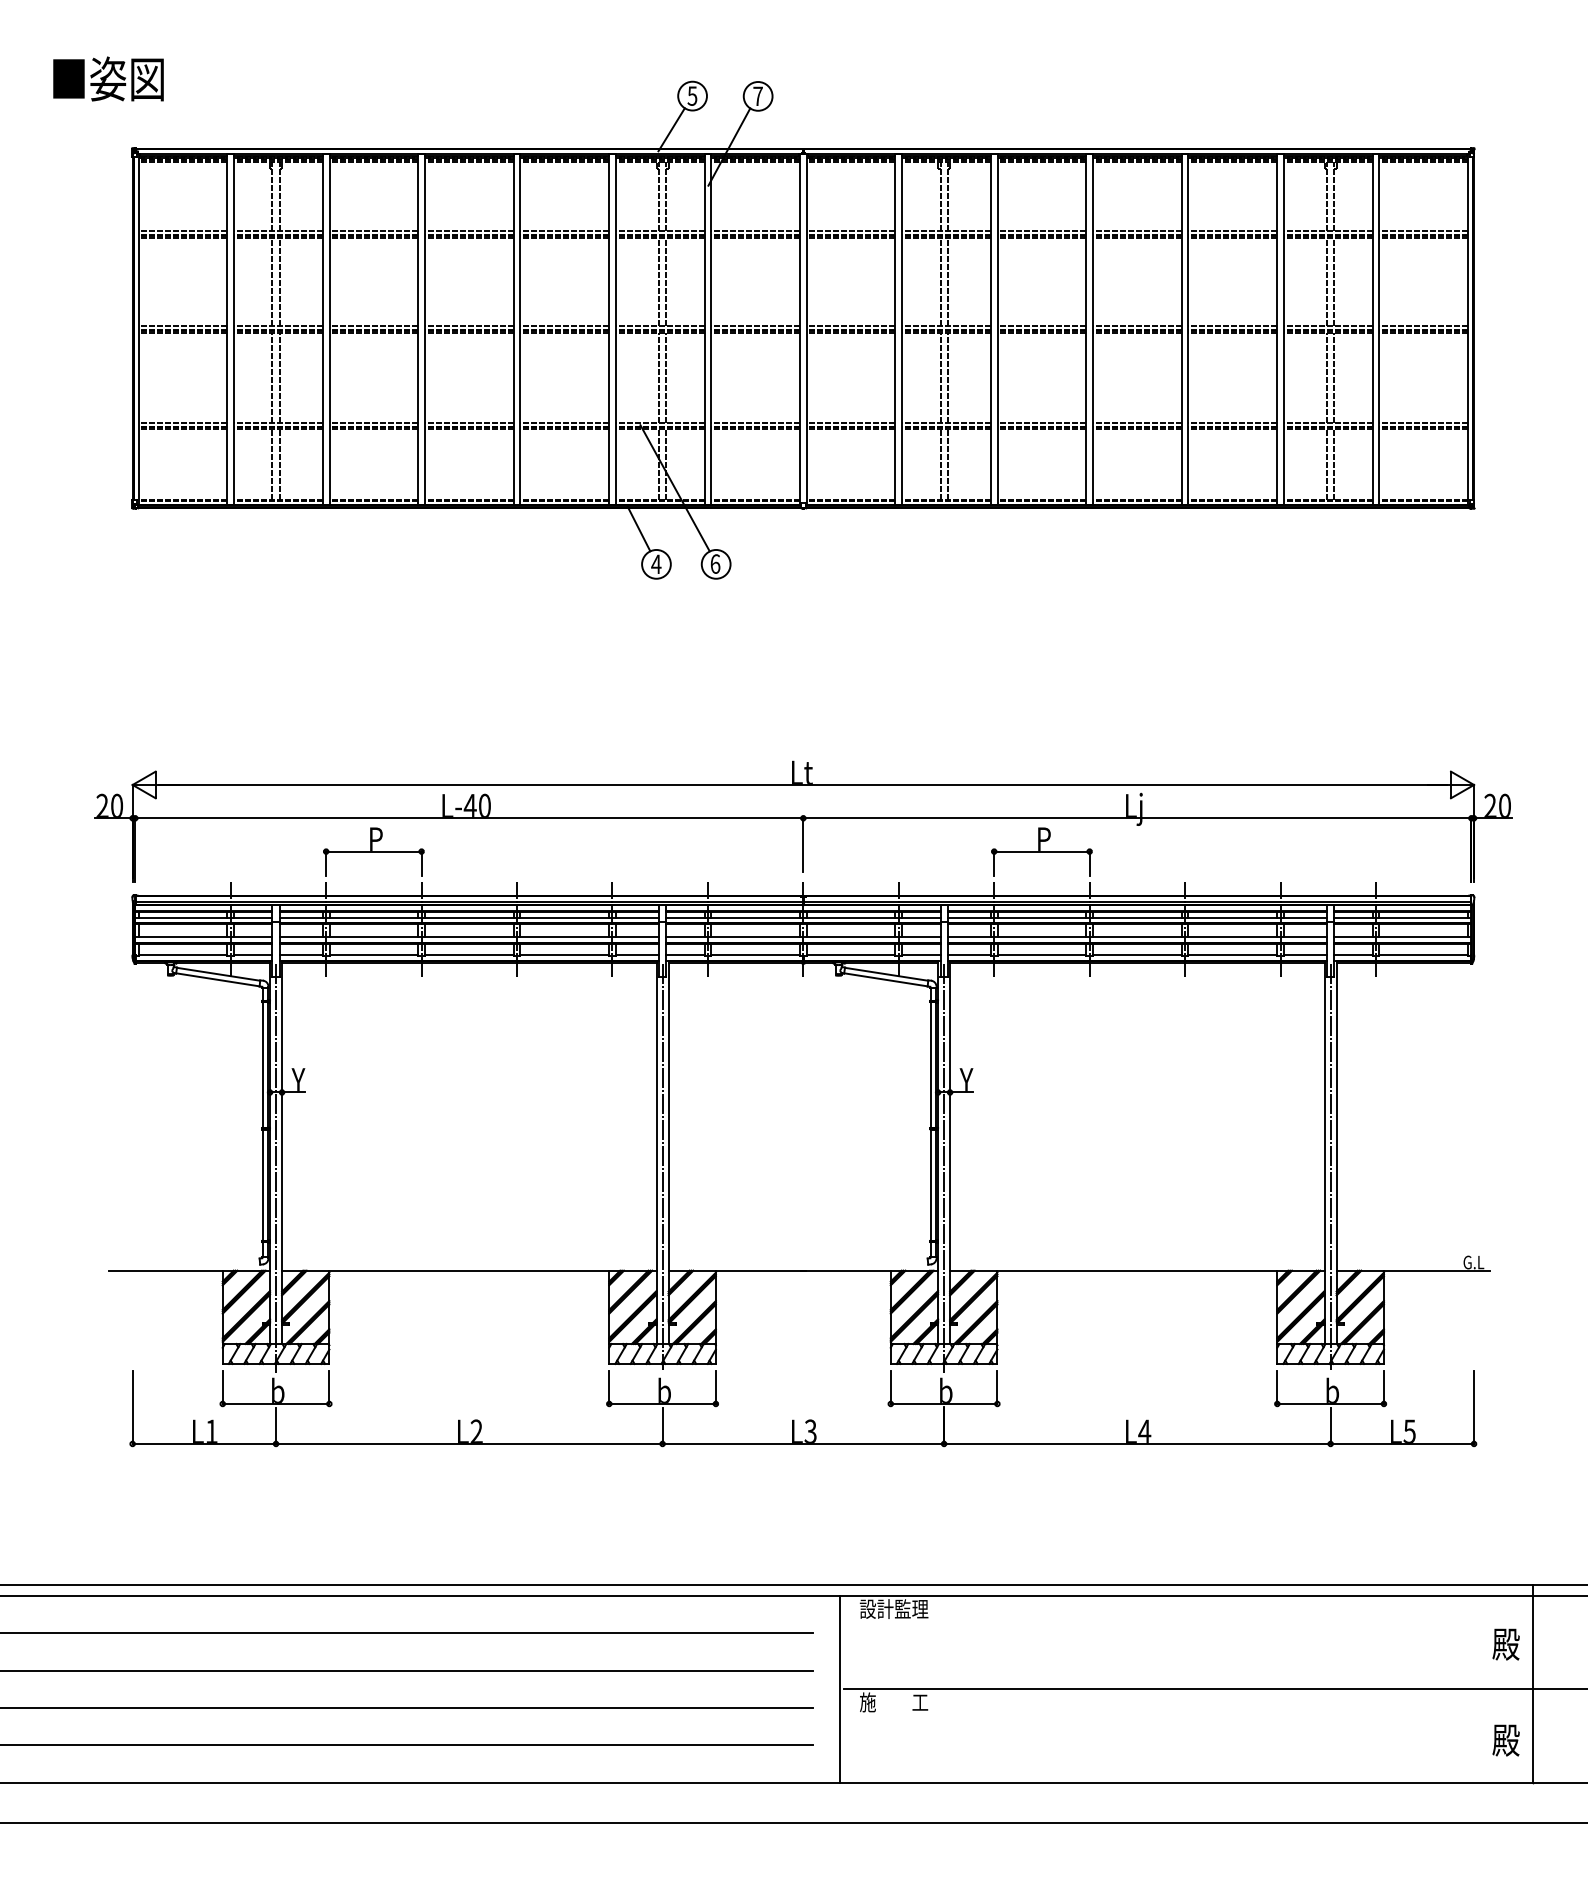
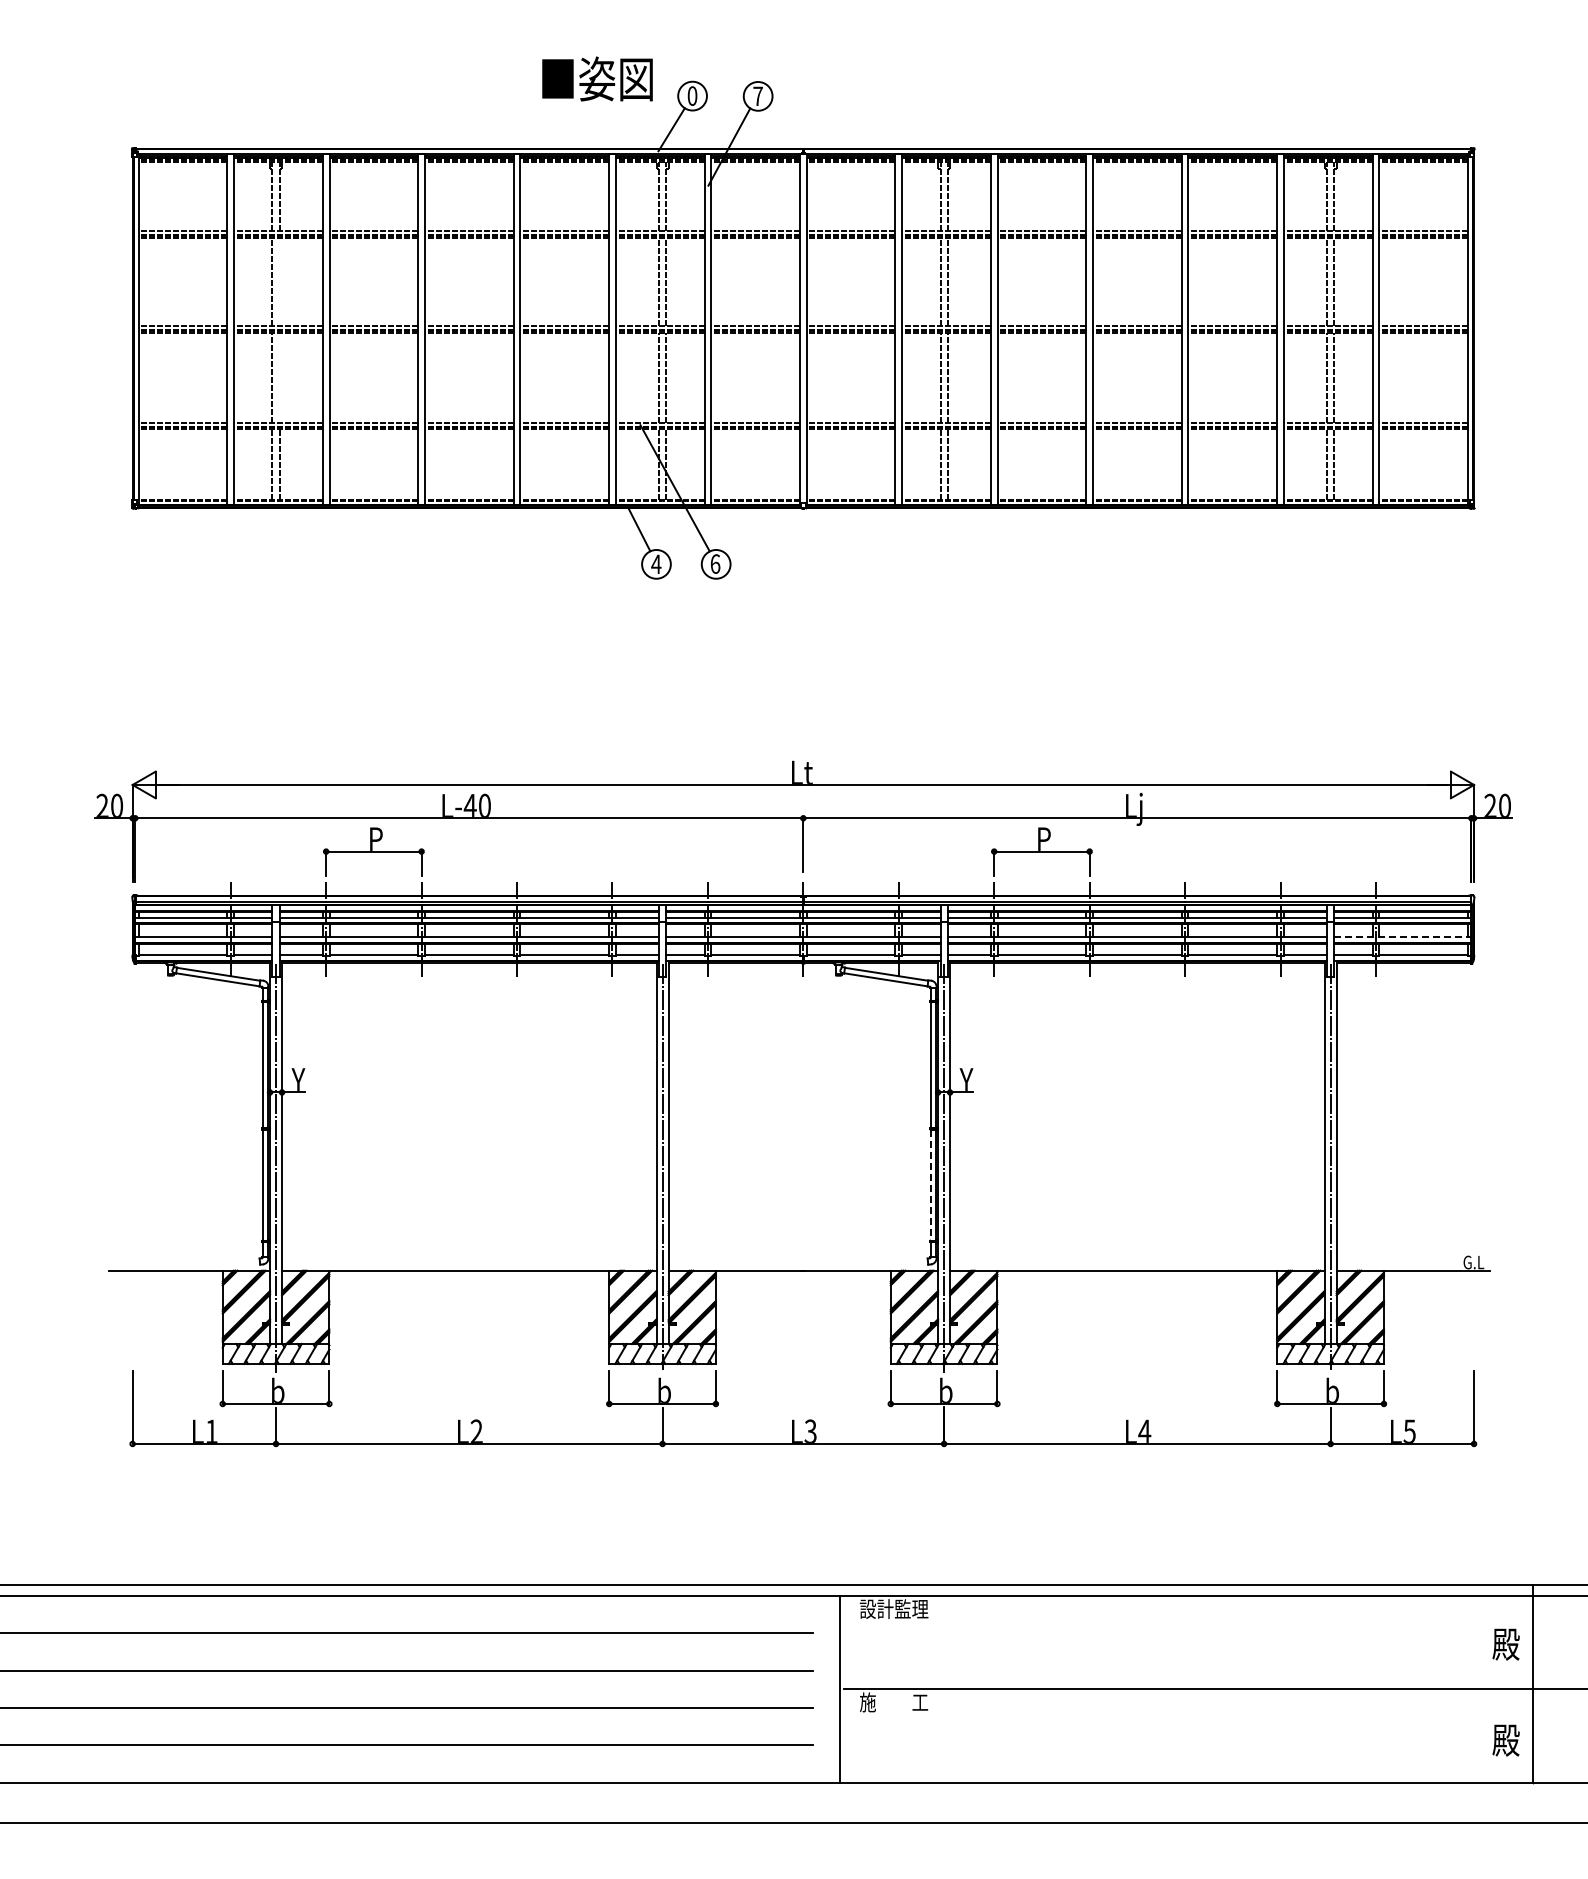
text position: (108, 78) -> (597, 78) (597, 78)
text: 5 -> 0 (692, 95)
line: present -> none (279, 281)
line: present -> none (279, 377)
line: solid -> dashed (1402, 937)
line: solid -> dashed (930, 1185)
